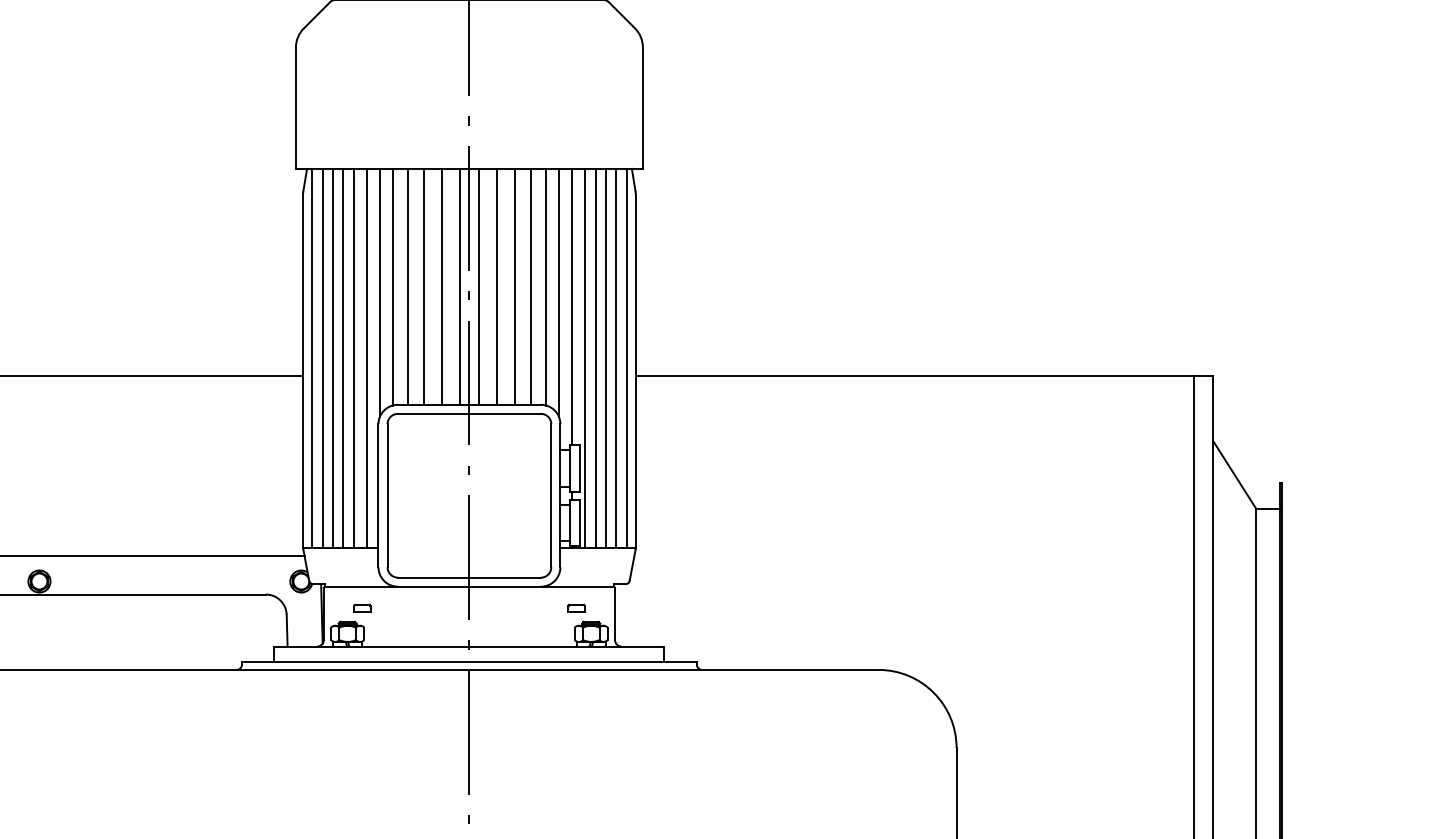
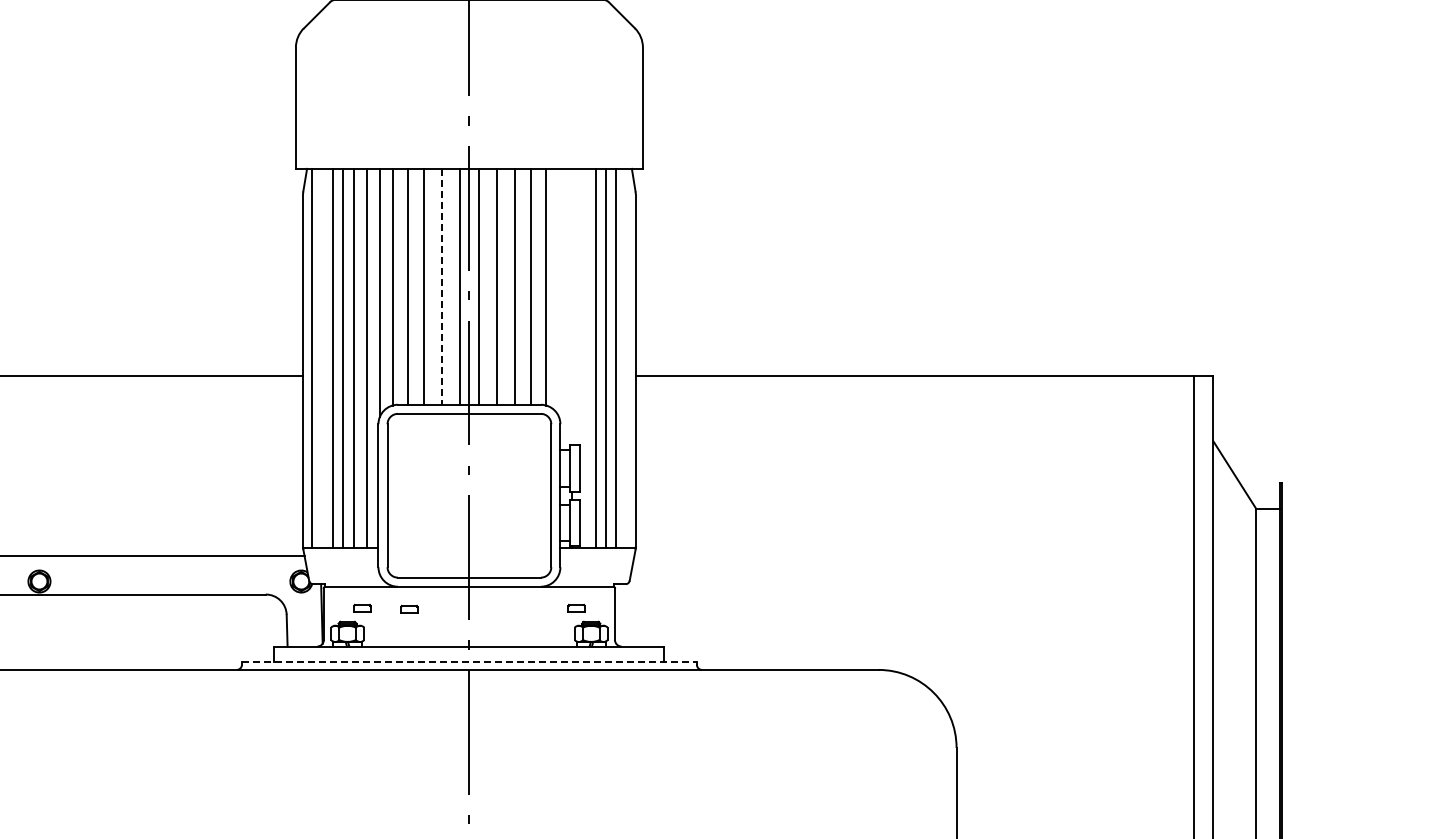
line: solid -> dashed (442, 286)
line: present -> none (559, 292)
line: present -> none (572, 306)
line: present -> none (322, 358)
line: present -> none (585, 358)
line: present -> none (626, 358)
part: none -> present (409, 608)
line: solid -> dashed (469, 662)
